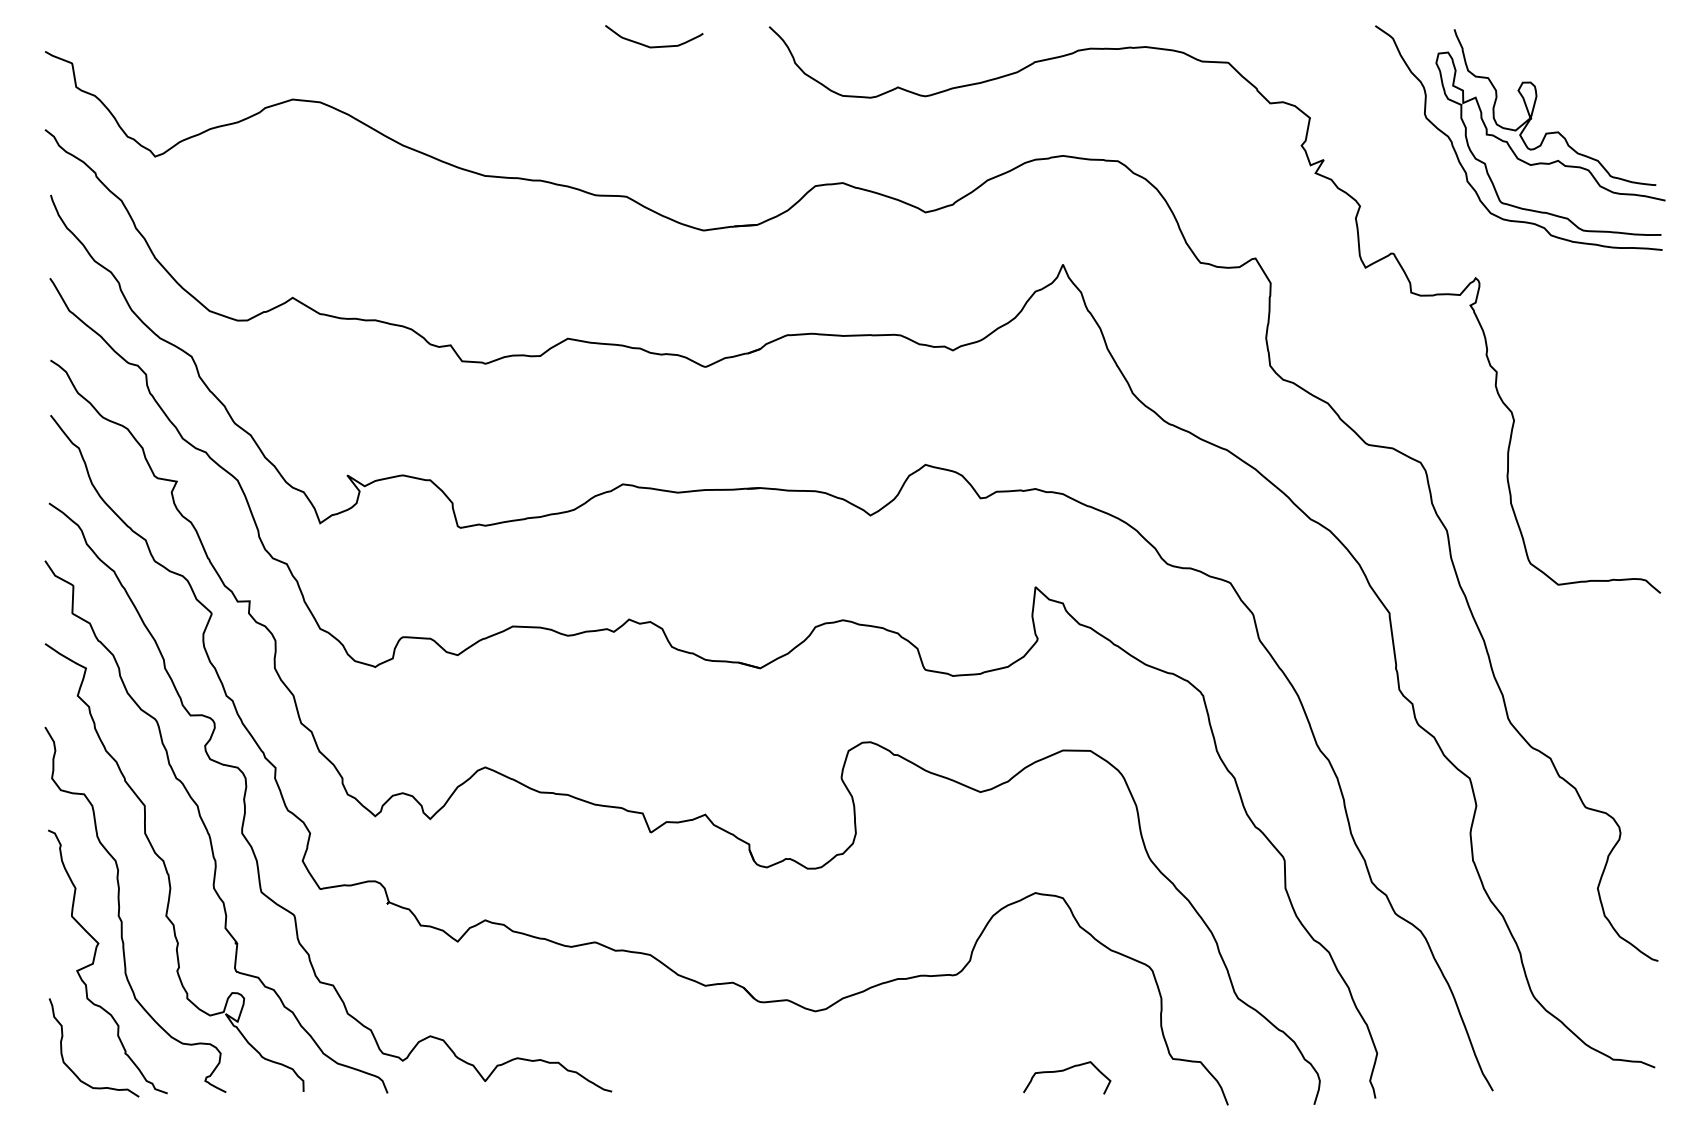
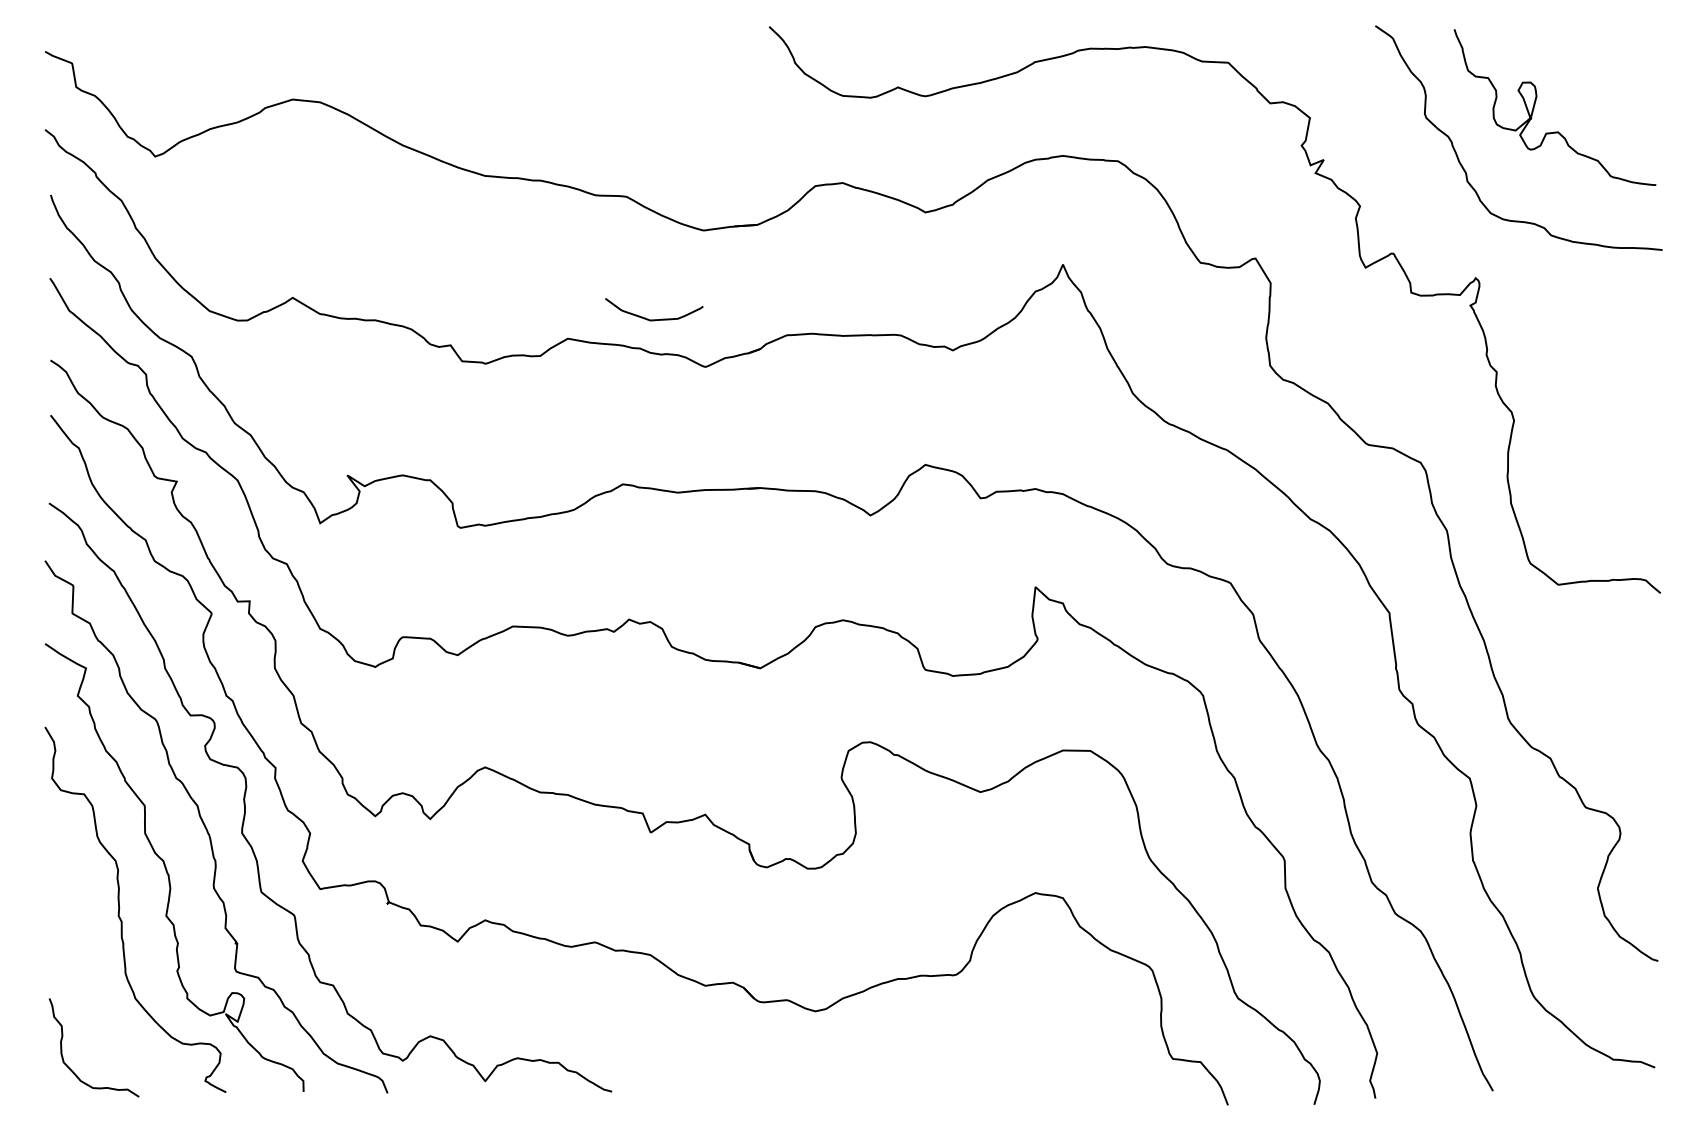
curve position: (654, 46) -> (654, 319) (654, 319)
curve: present -> none (1555, 160)
curve: present -> none (95, 957)
curve: present -> none (1064, 1071)
